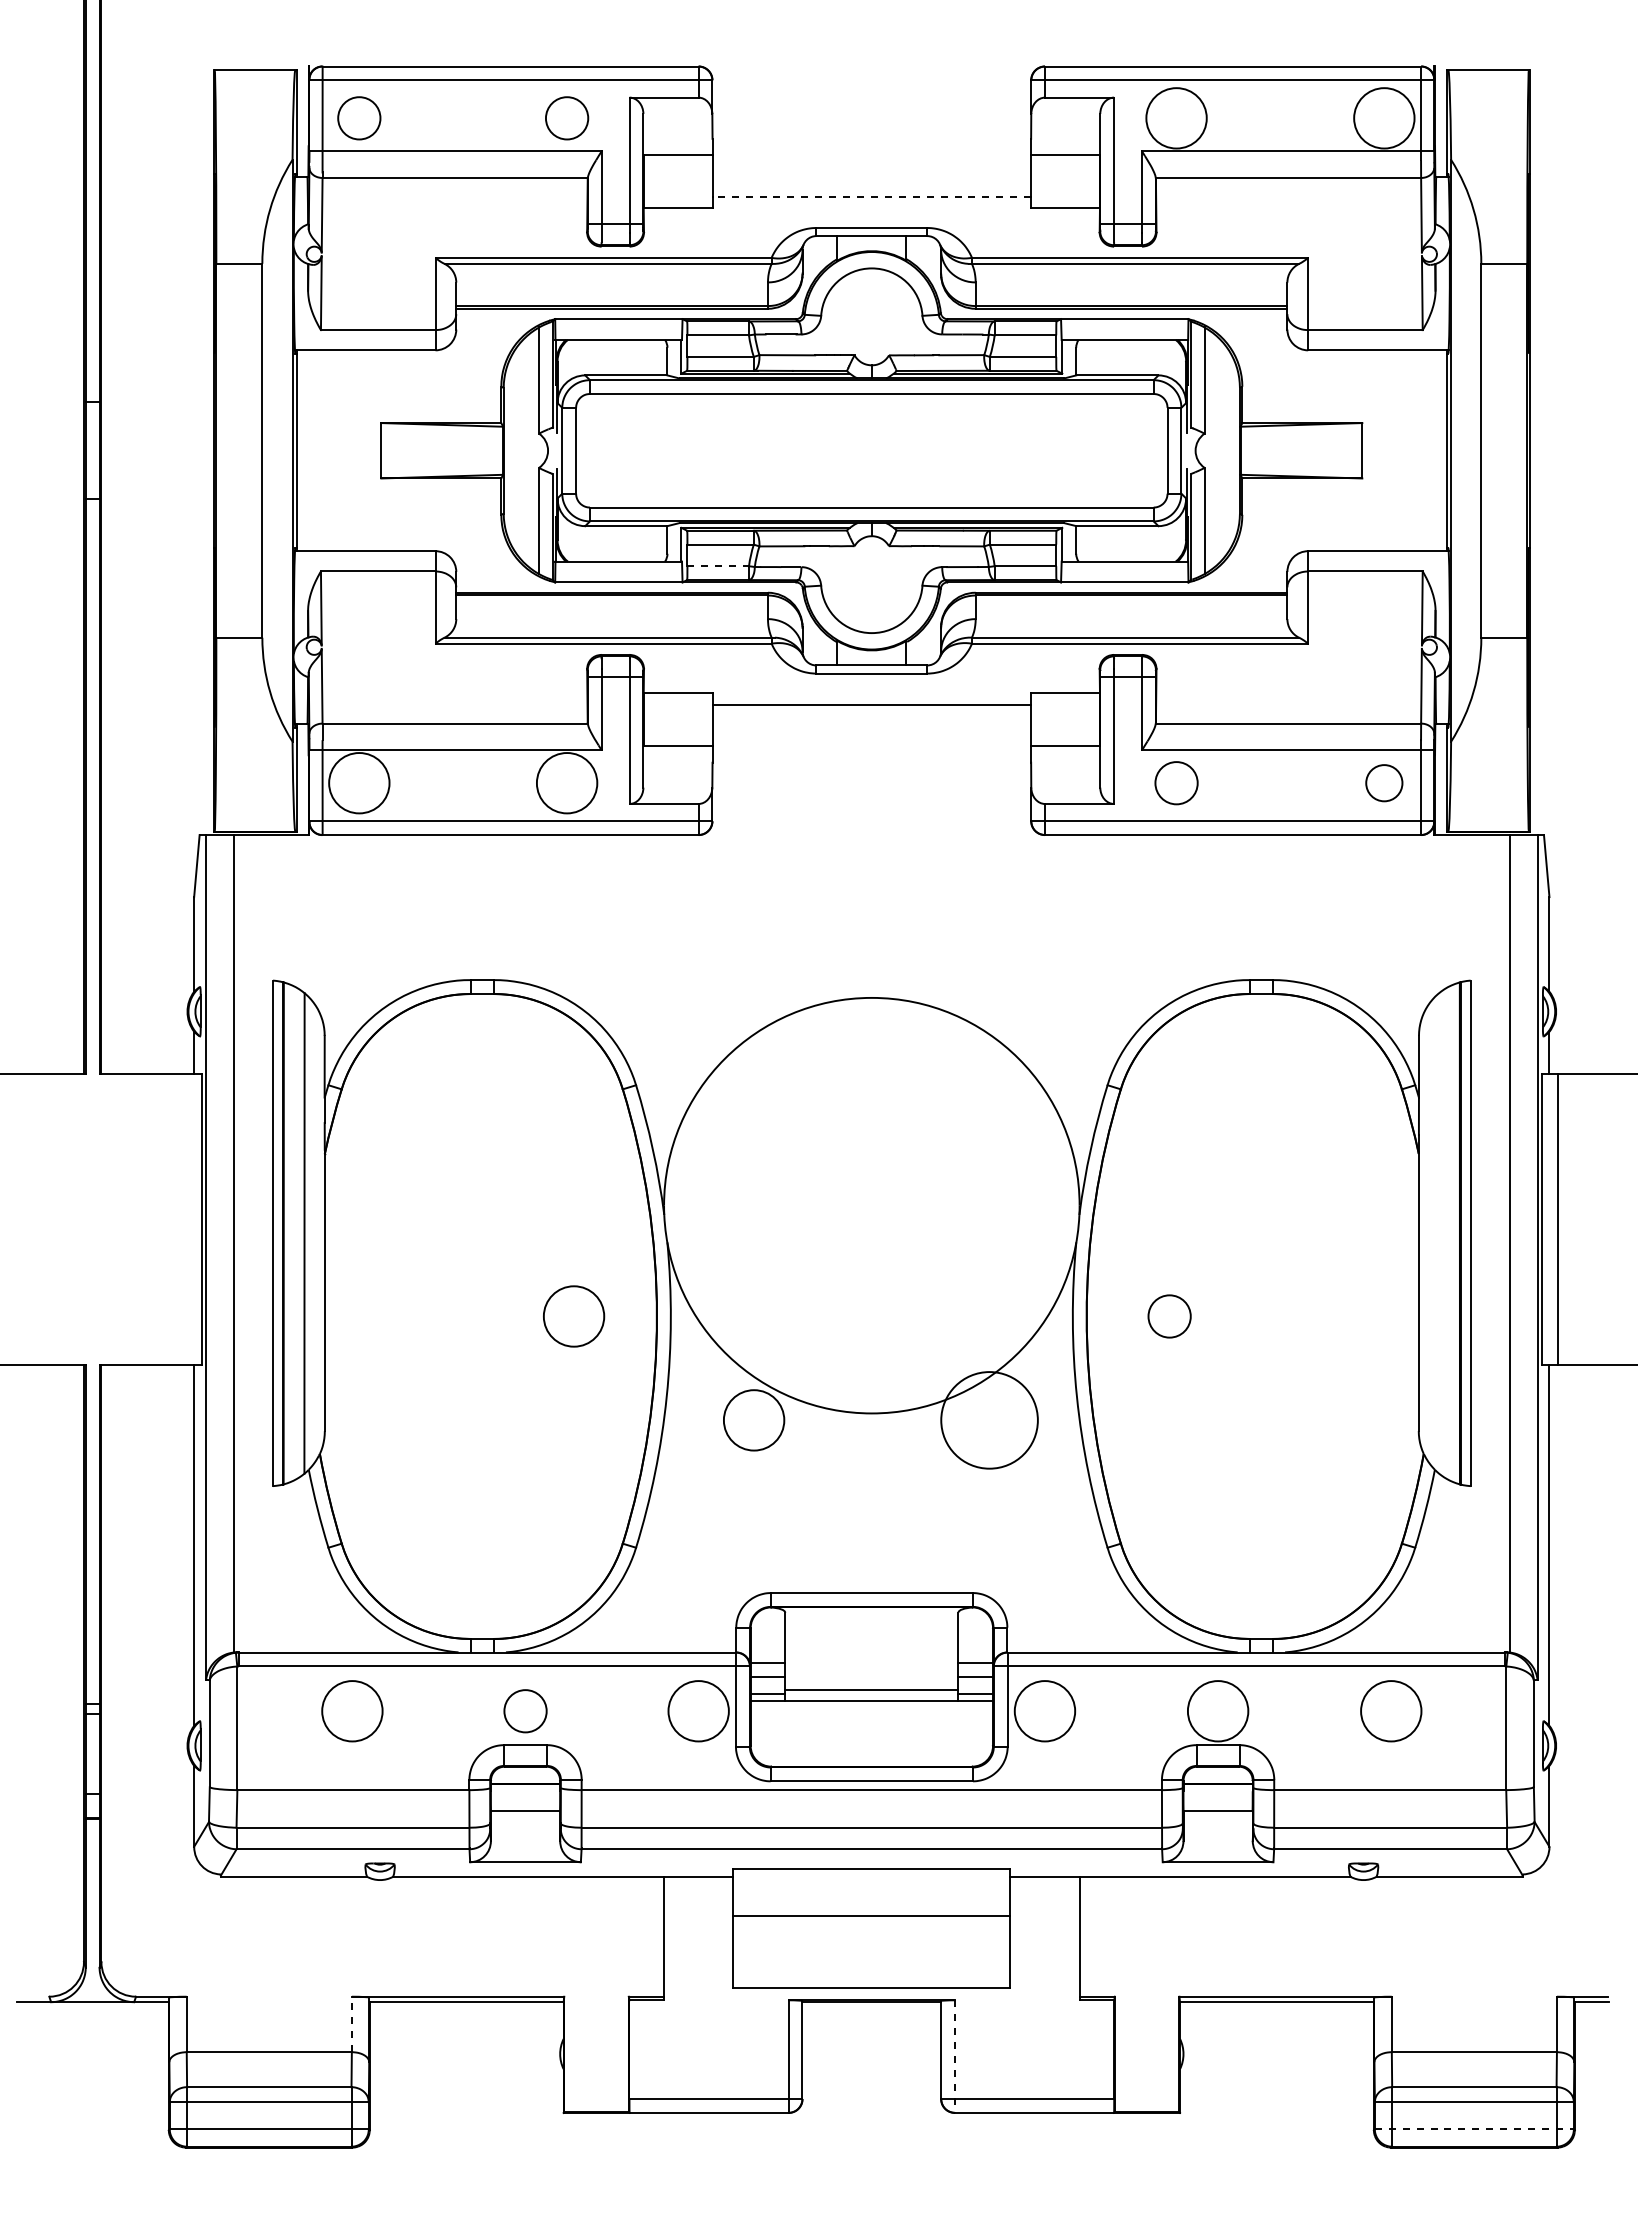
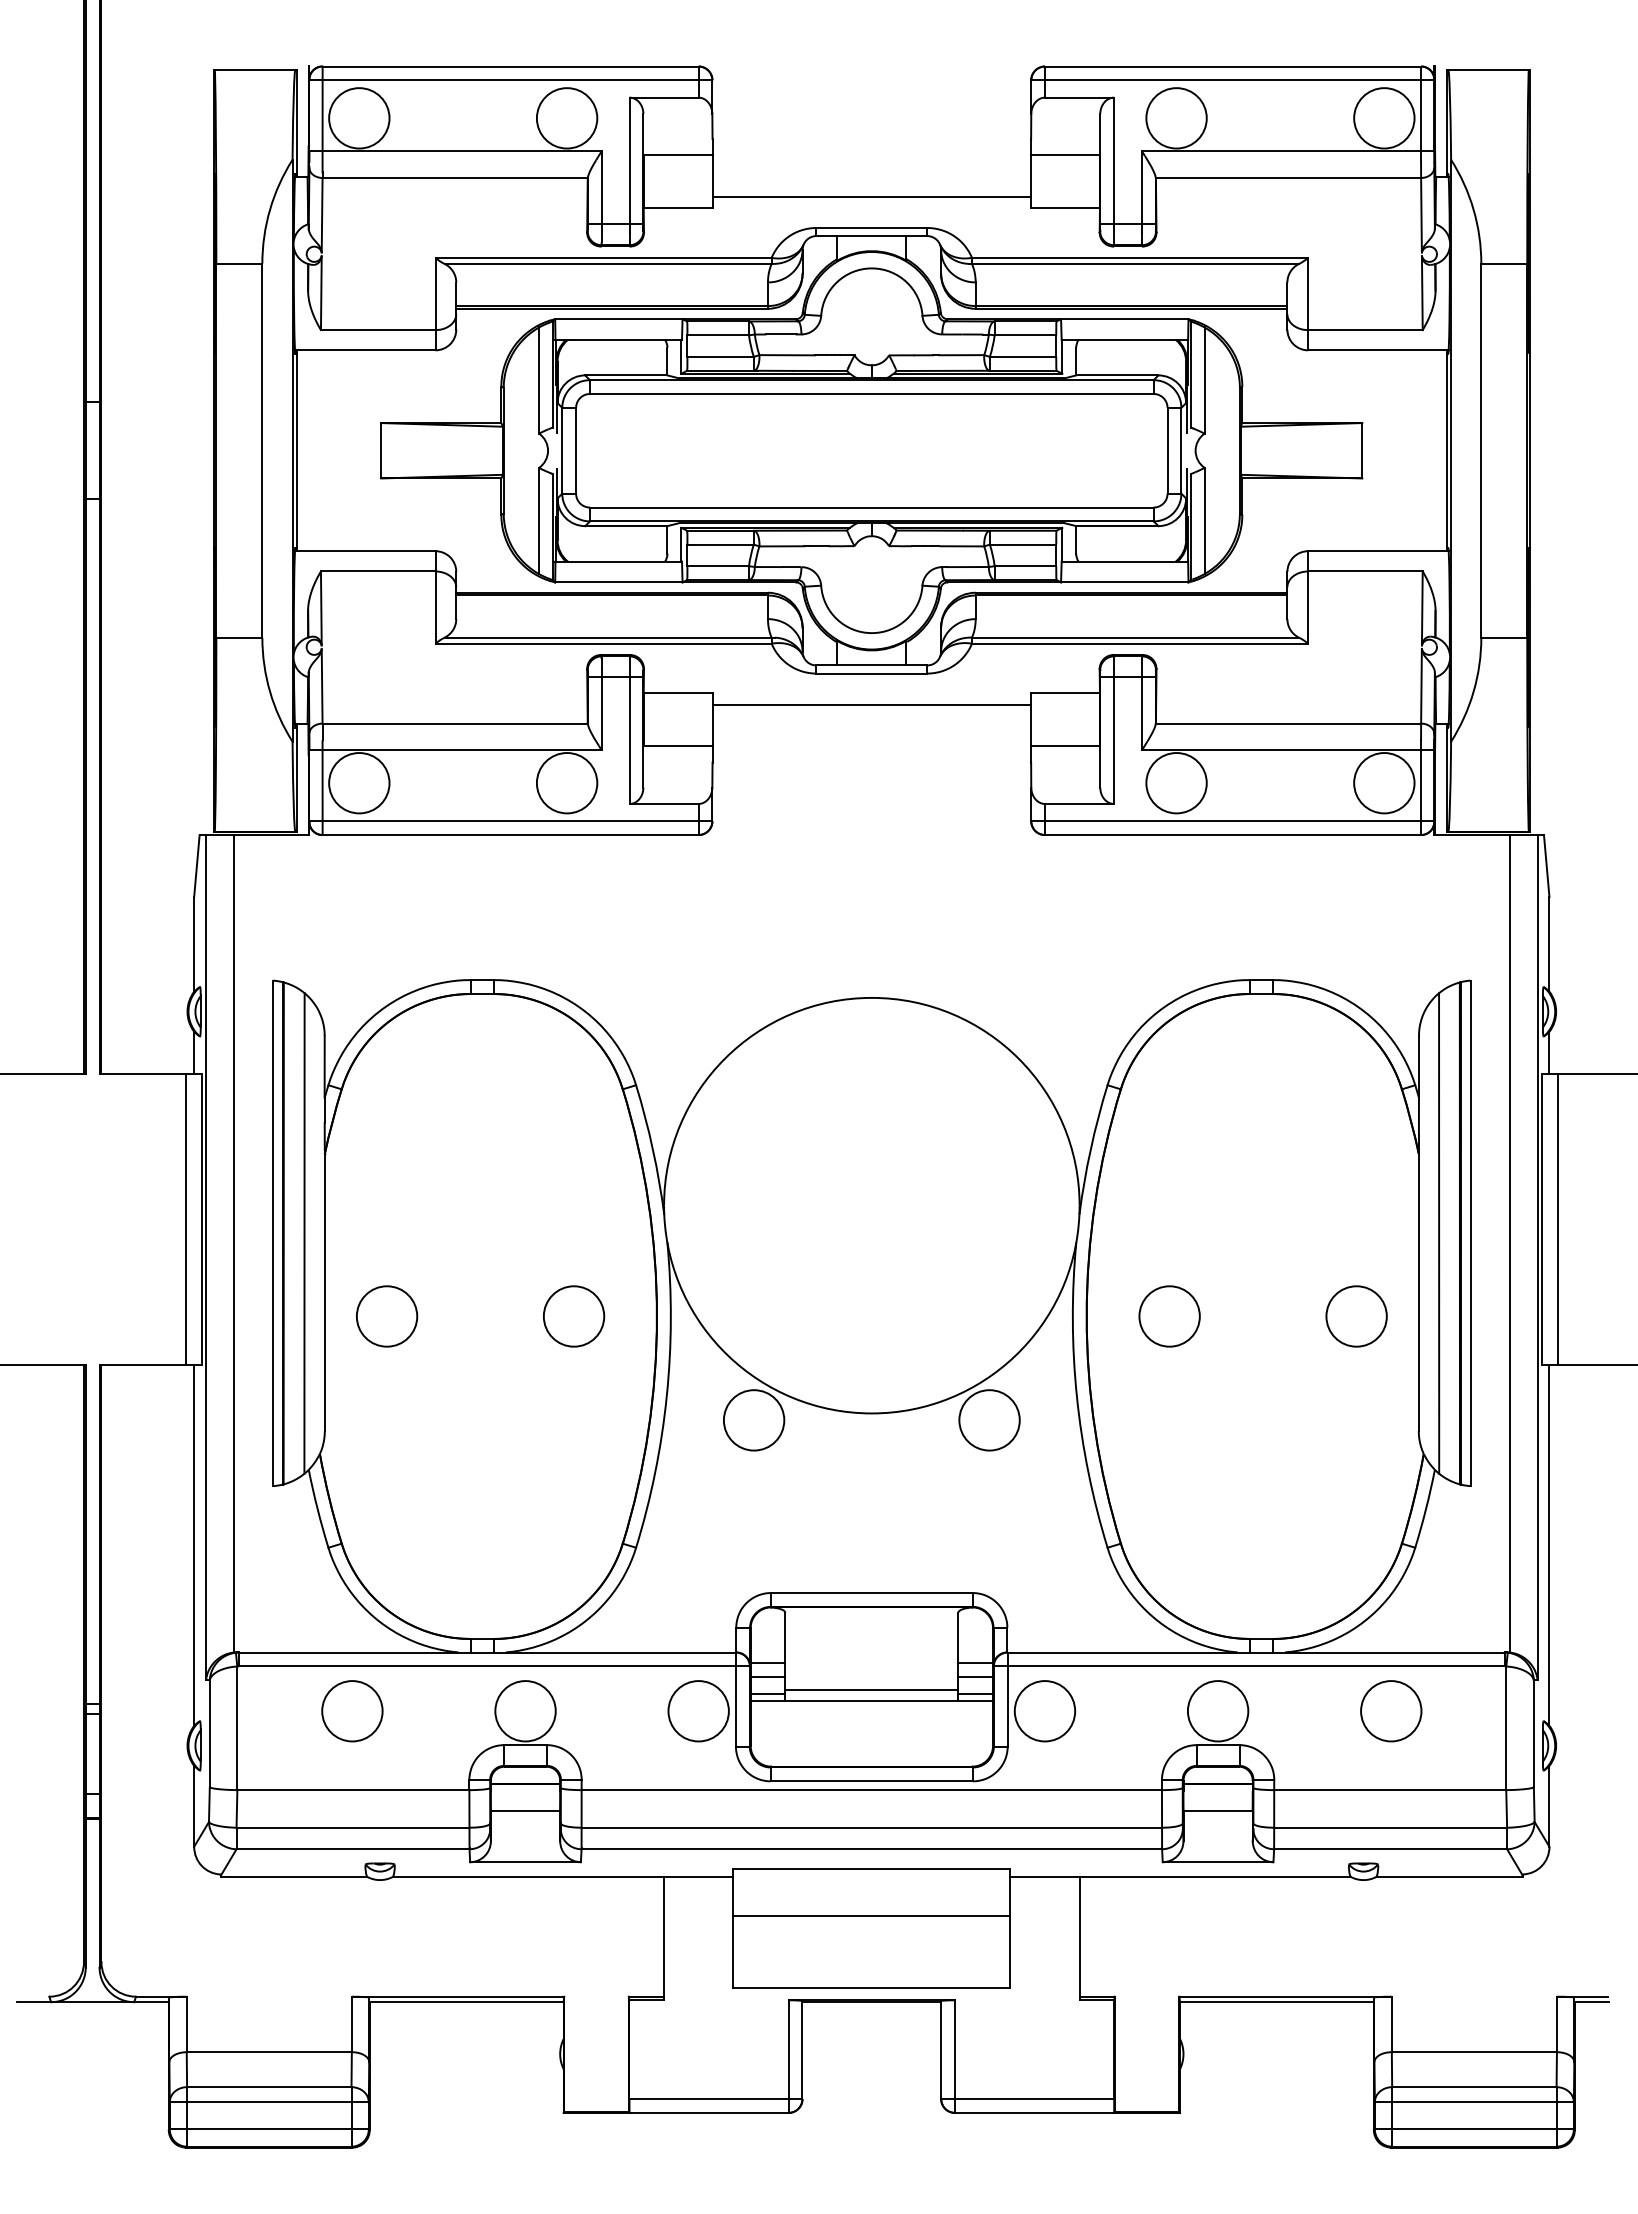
circle diameter: 42 px -> 60 px (359, 118)
circle diameter: 42 px -> 60 px (566, 118)
line: dashed -> solid (871, 196)
line: dashed -> solid (718, 566)
circle diameter: 42 px -> 60 px (1176, 783)
circle diameter: 36 px -> 60 px (1384, 783)
line: none -> present (186, 1219)
line: none -> present (1439, 1233)
circle: none -> present (387, 1316)
circle diameter: 42 px -> 60 px (1169, 1316)
circle: none -> present (1356, 1316)
circle diameter: 97 px -> 60 px (989, 1420)
circle diameter: 42 px -> 60 px (525, 1711)
line: dashed -> solid (351, 2024)
line: dashed -> solid (955, 2057)
line: dashed -> solid (1474, 2129)
